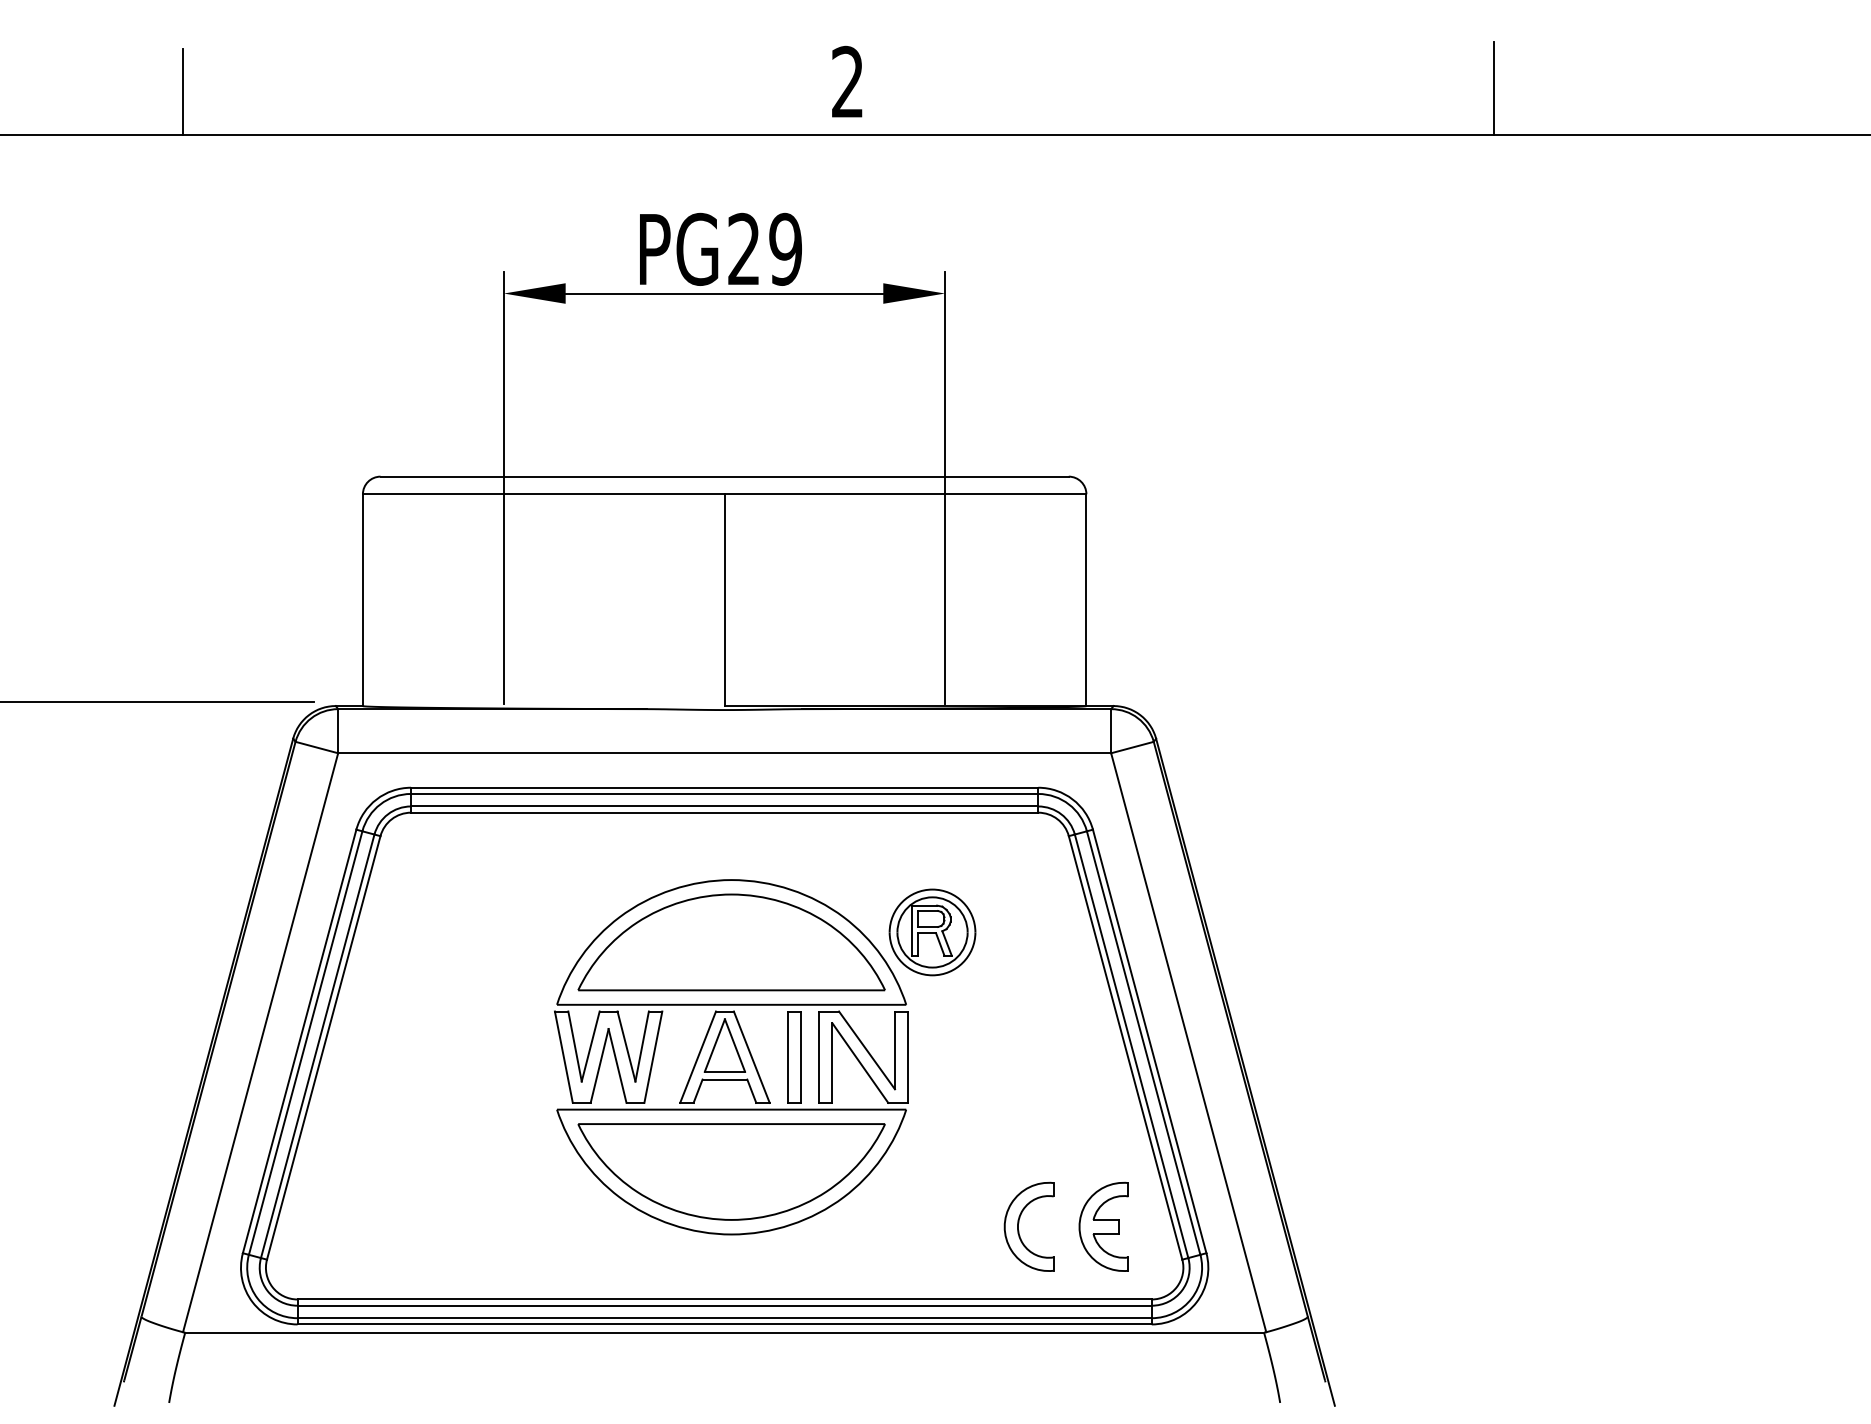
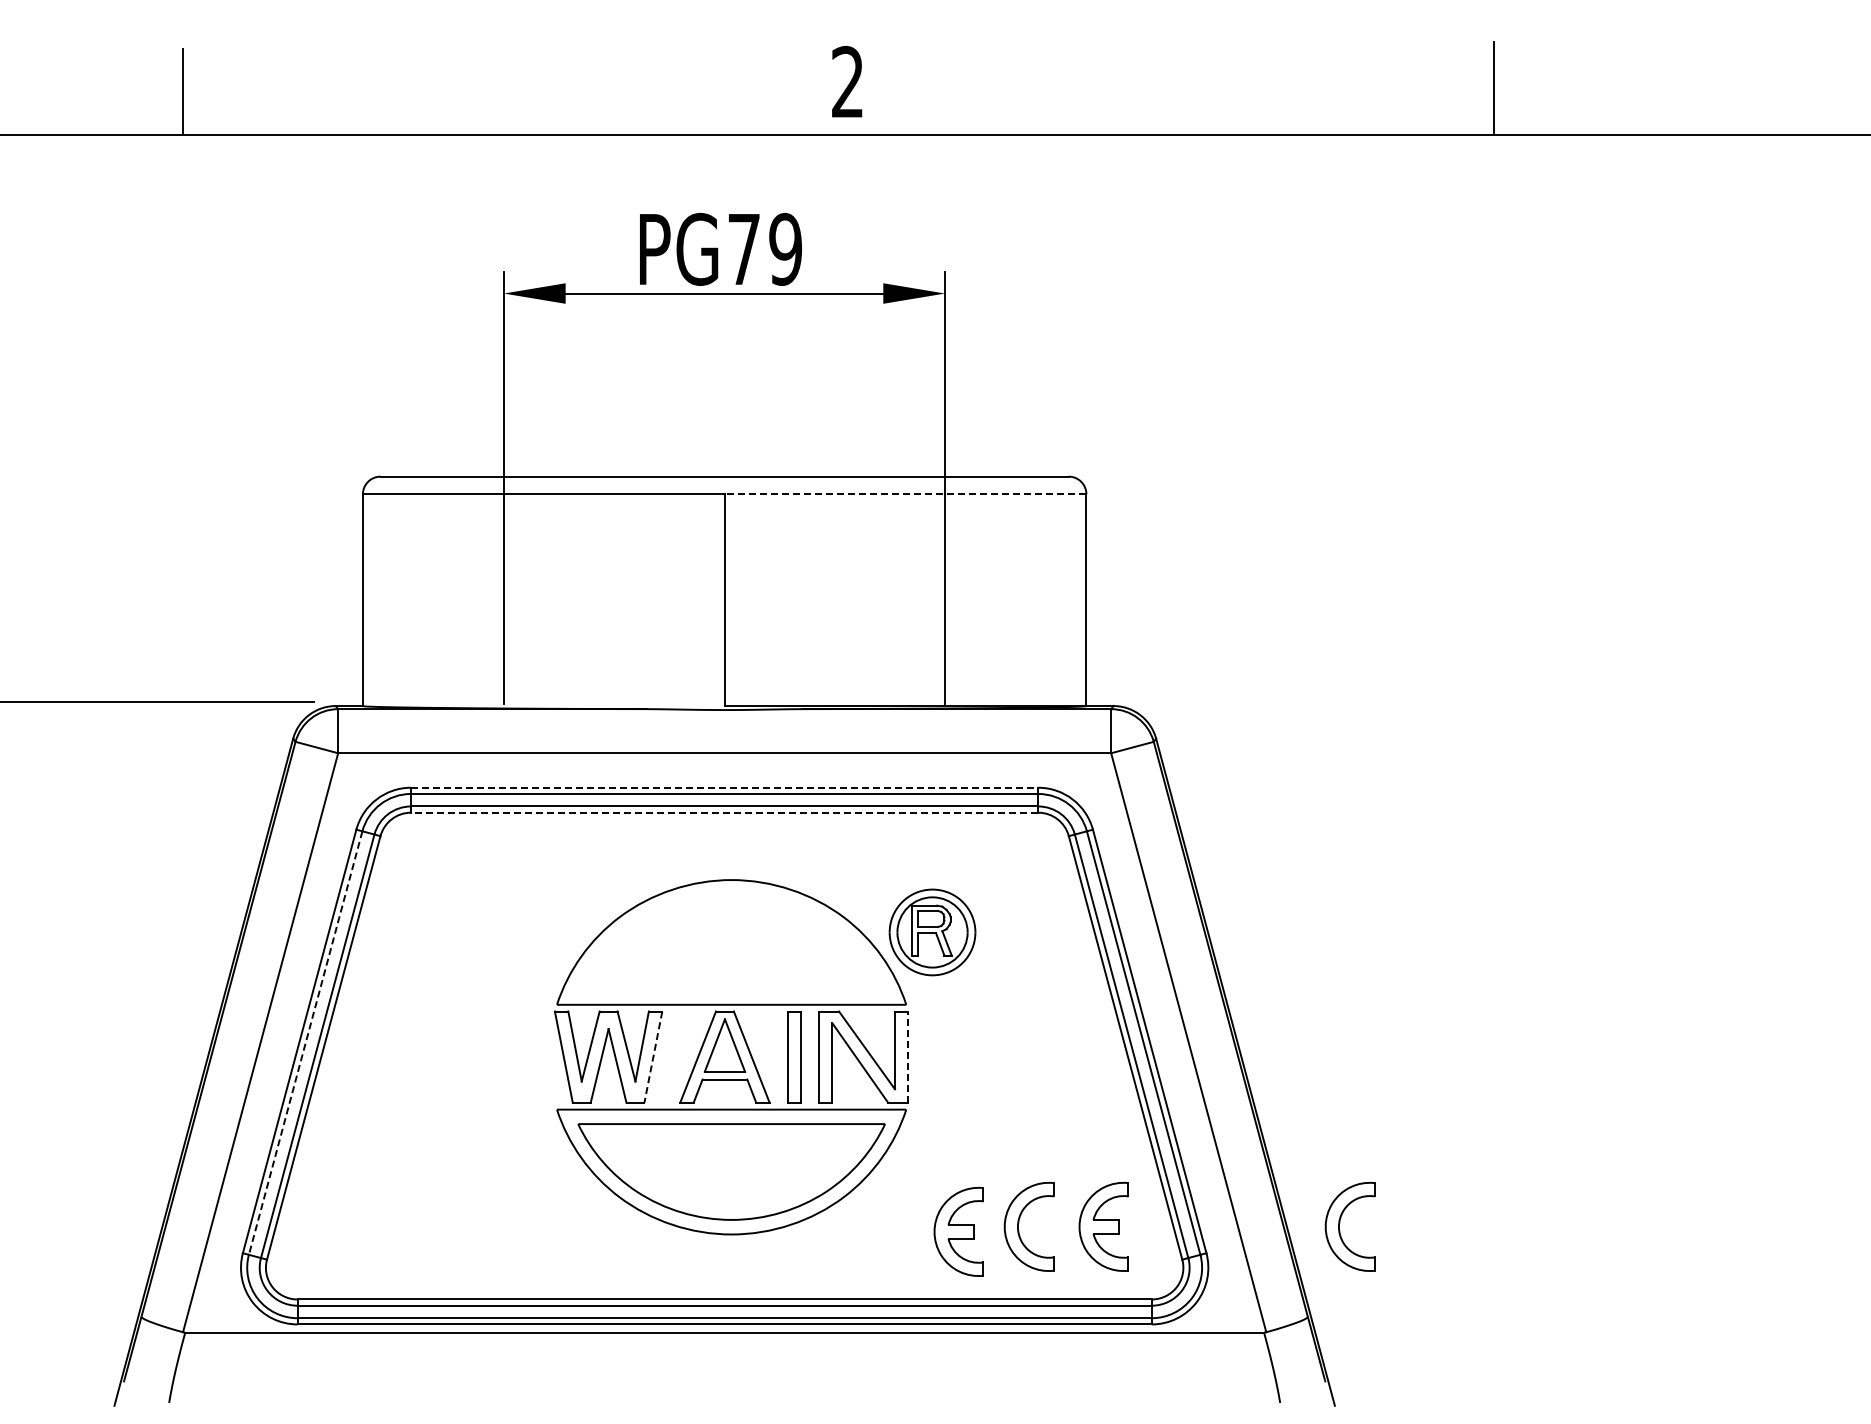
text: PG29 -> PG79 (743, 248)
line: solid -> dashed (905, 494)
line: solid -> dashed (724, 787)
line: solid -> dashed (724, 812)
part: present -> none (731, 942)
line: solid -> dashed (305, 1043)
line: solid -> dashed (653, 1057)
line: solid -> dashed (908, 1057)
part: none -> present (1340, 1223)
part: none -> present (958, 1231)
